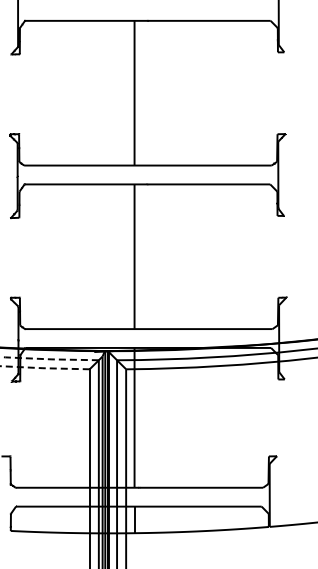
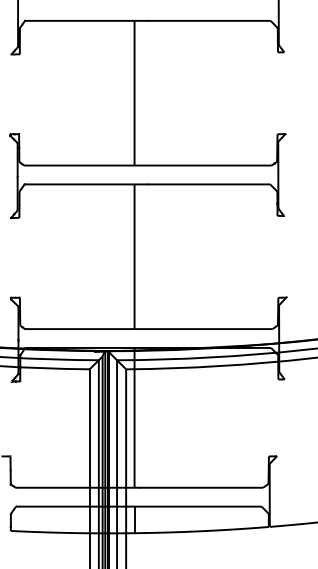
arc: dashed -> solid (48, 359)
arc: dashed -> solid (43, 368)
